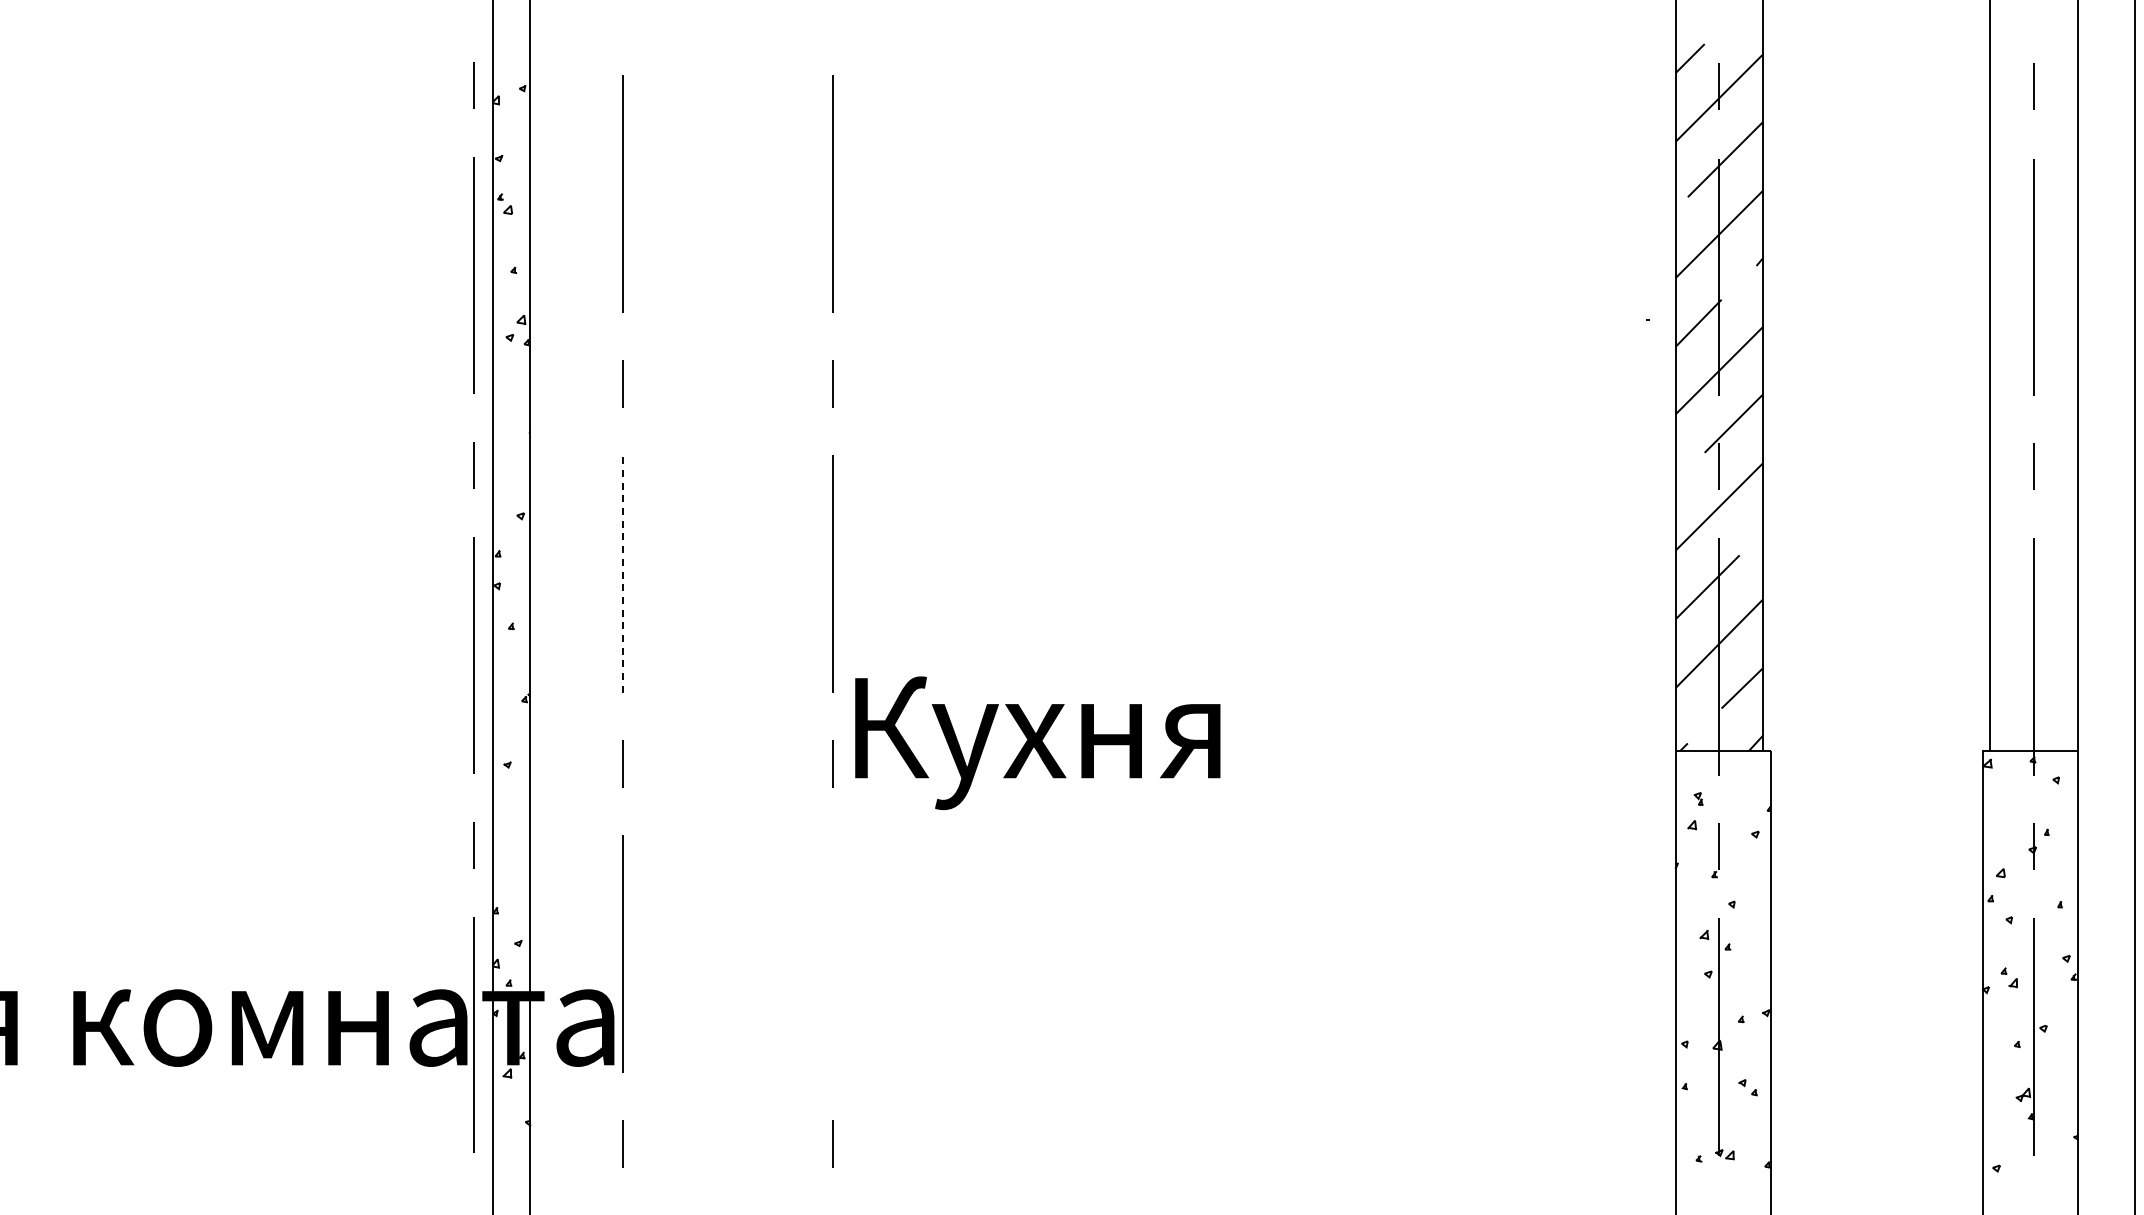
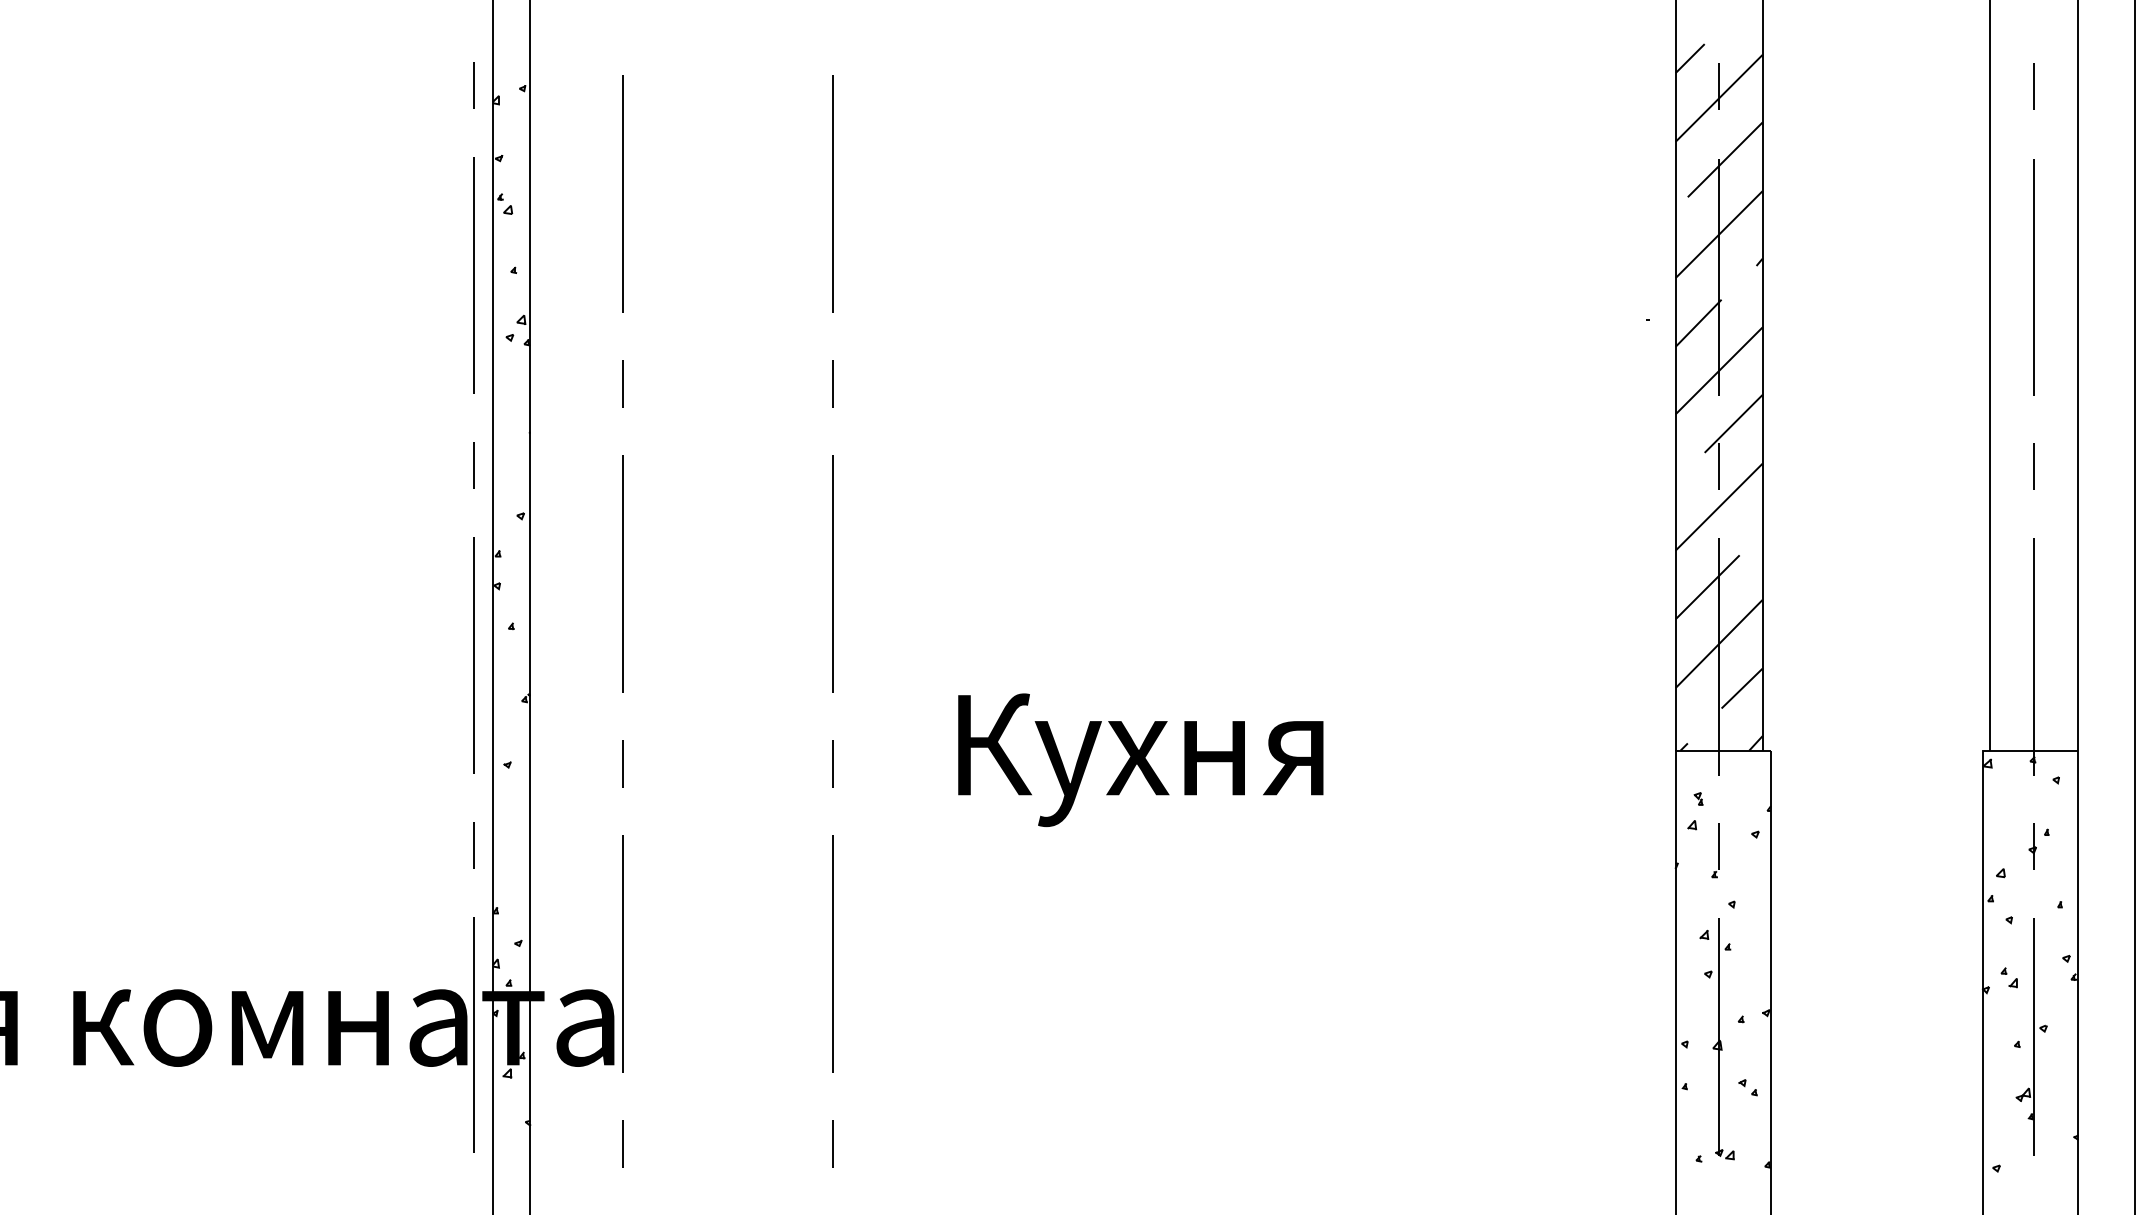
line: dashed -> solid (623, 574)
text position: (1037, 743) -> (1140, 760) (1140, 760)
line: none -> present (832, 953)
